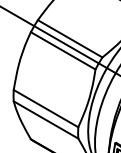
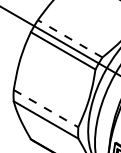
line: solid -> dashed (69, 38)
line: solid -> dashed (46, 108)
